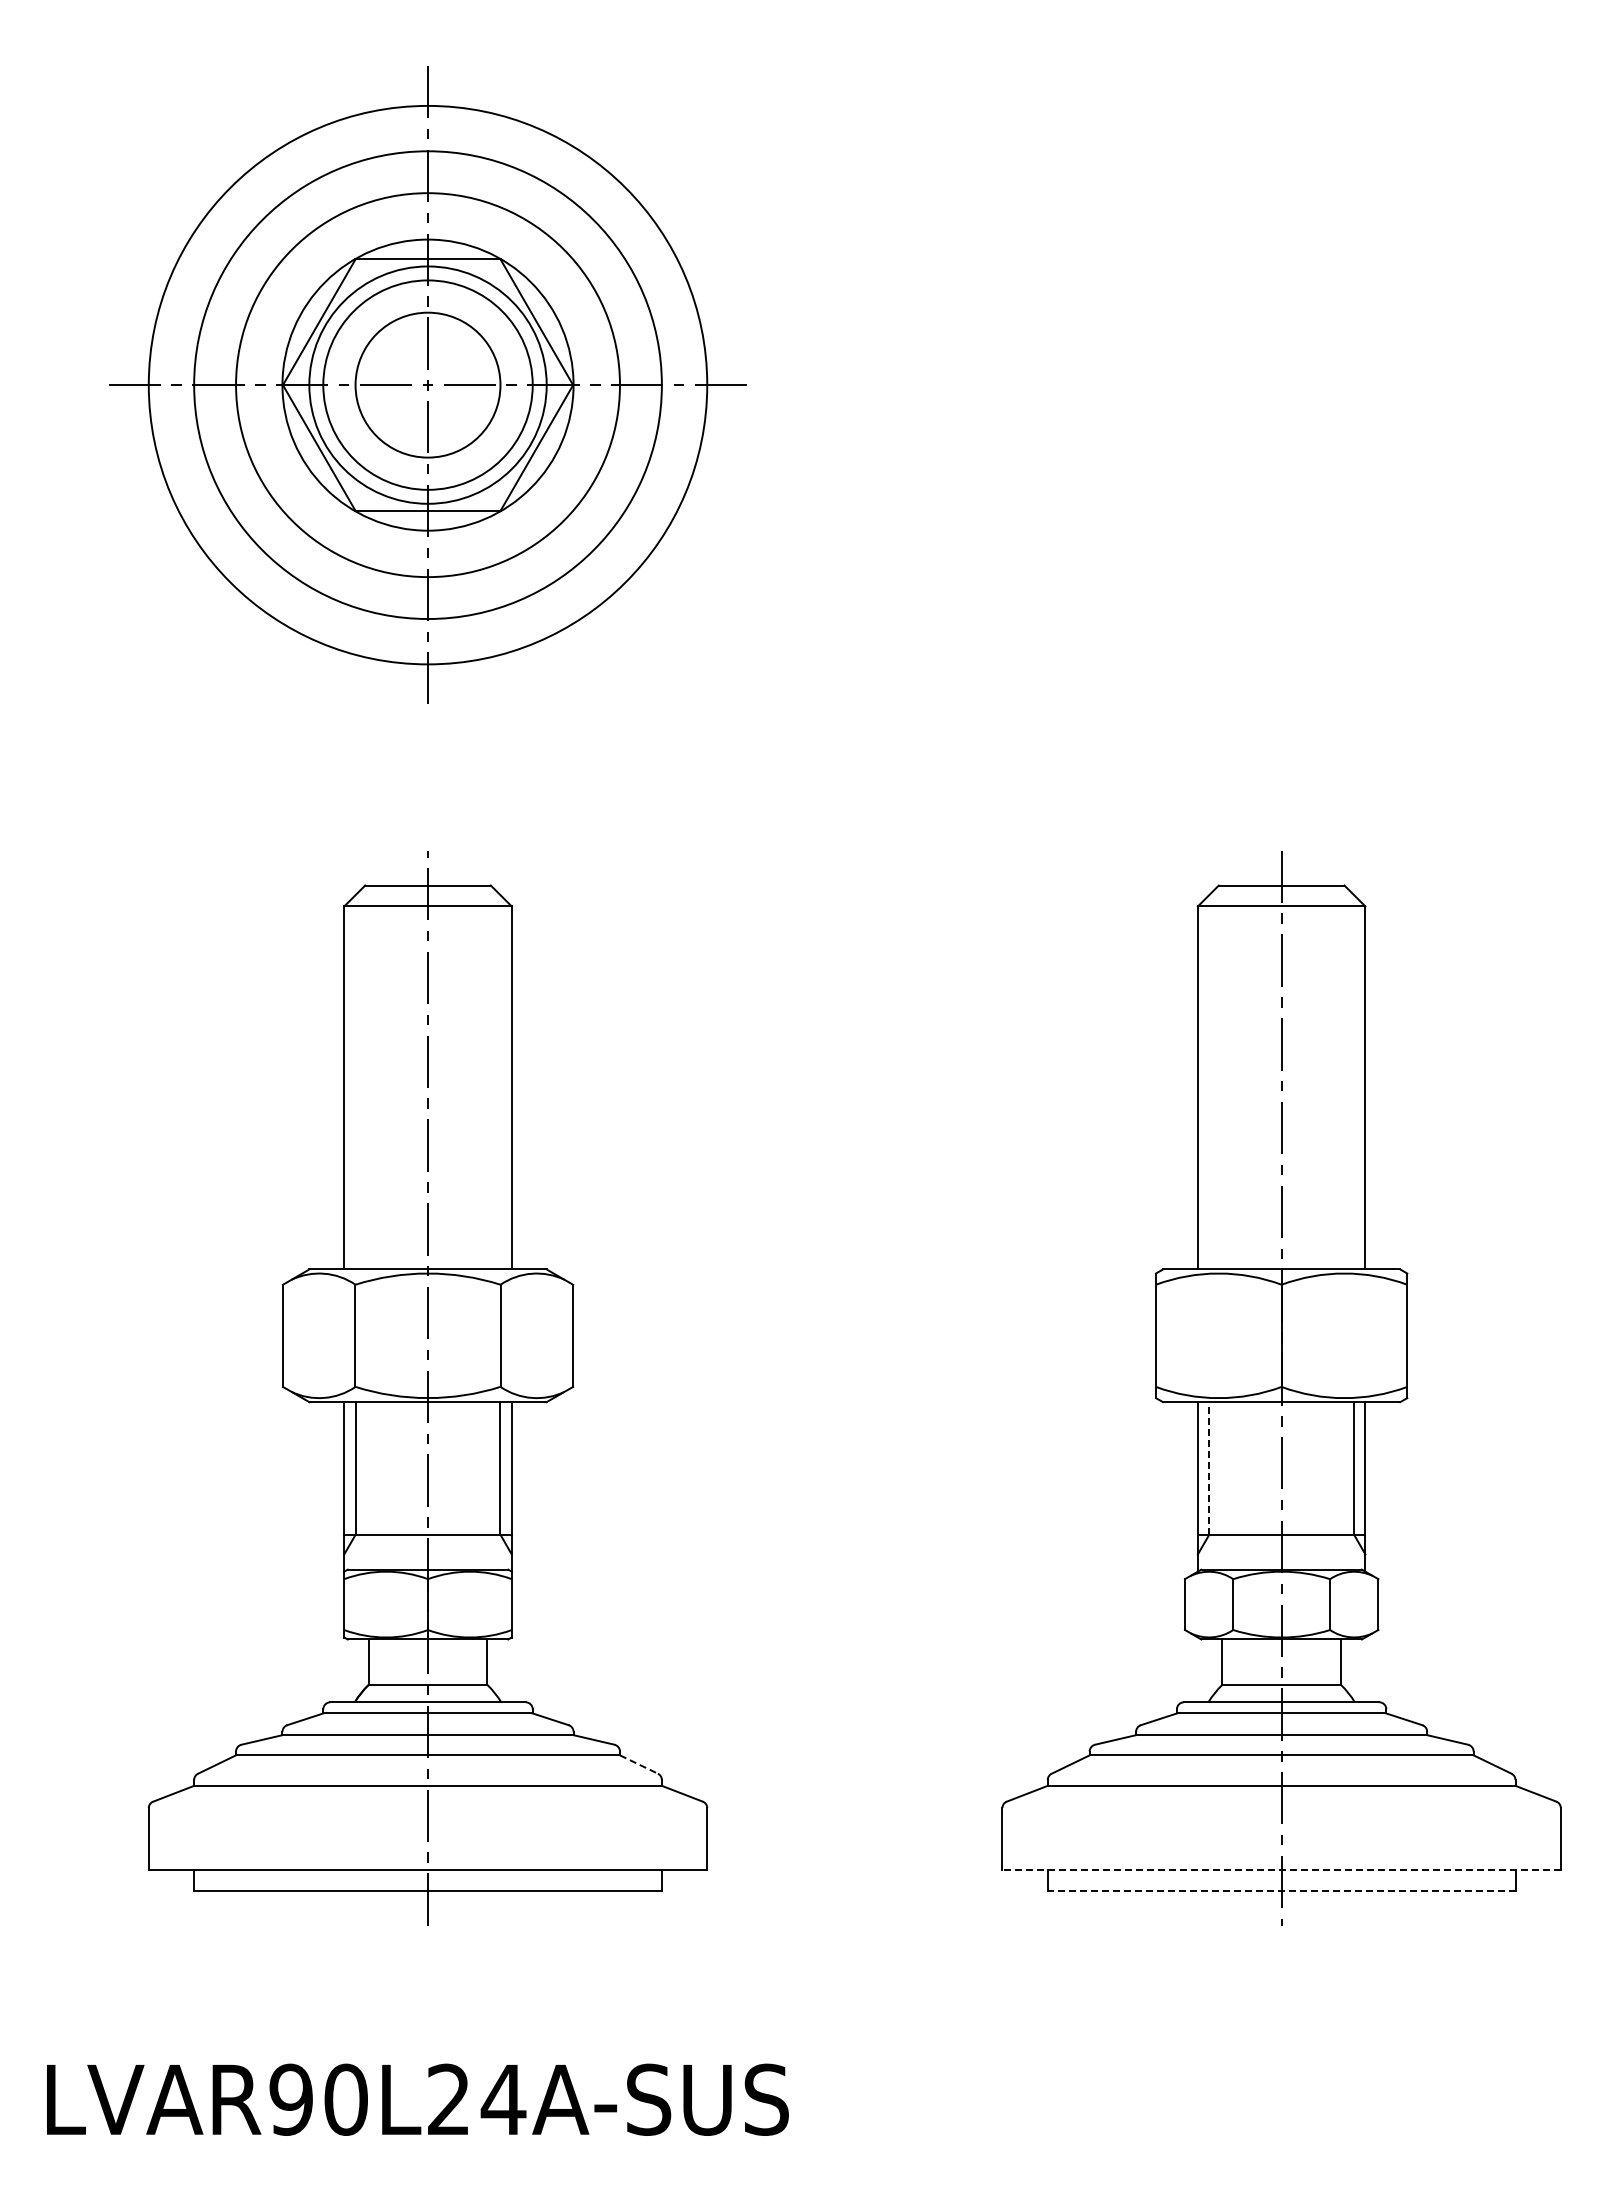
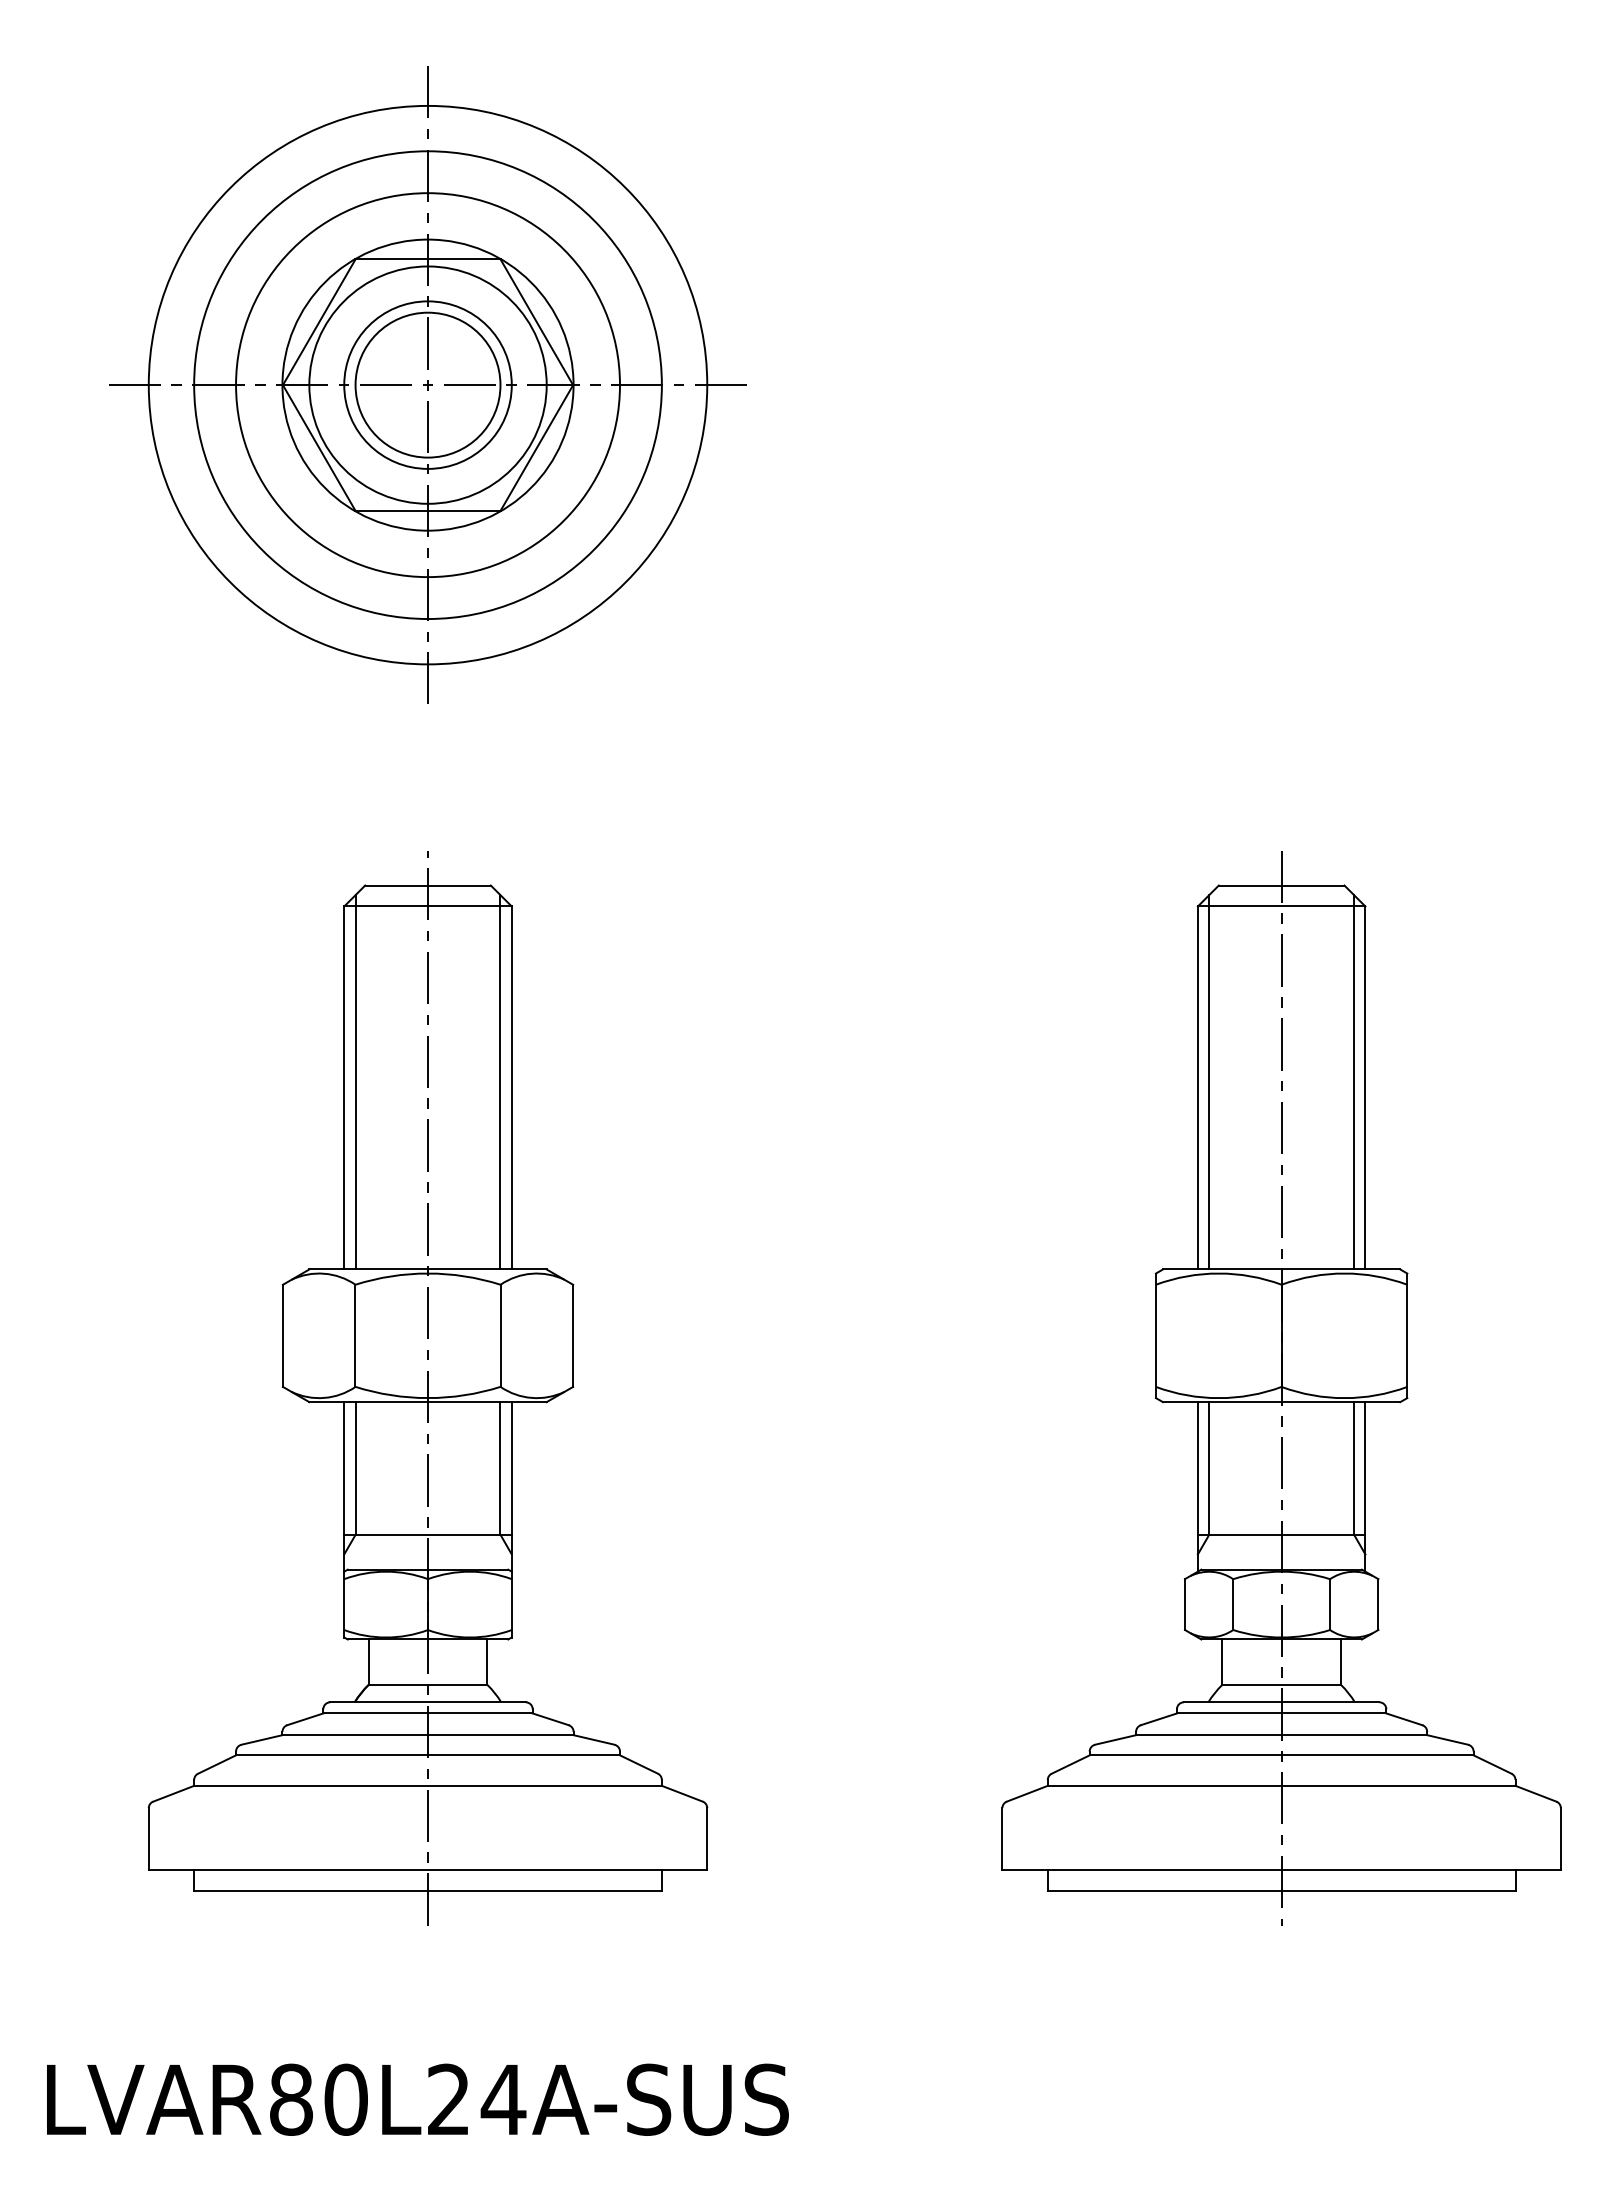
circle diameter: 209 px -> 168 px (427, 384)
line: none -> present (355, 1082)
line: none -> present (500, 1082)
line: none -> present (1209, 1082)
line: none -> present (1354, 1082)
line: dashed -> solid (1209, 1467)
line: dashed -> solid (639, 1764)
line: dashed -> solid (1281, 1869)
line: dashed -> solid (1281, 1890)
text: LVAR90L24A-SUS -> LVAR80L24A-SUS (290, 2099)
